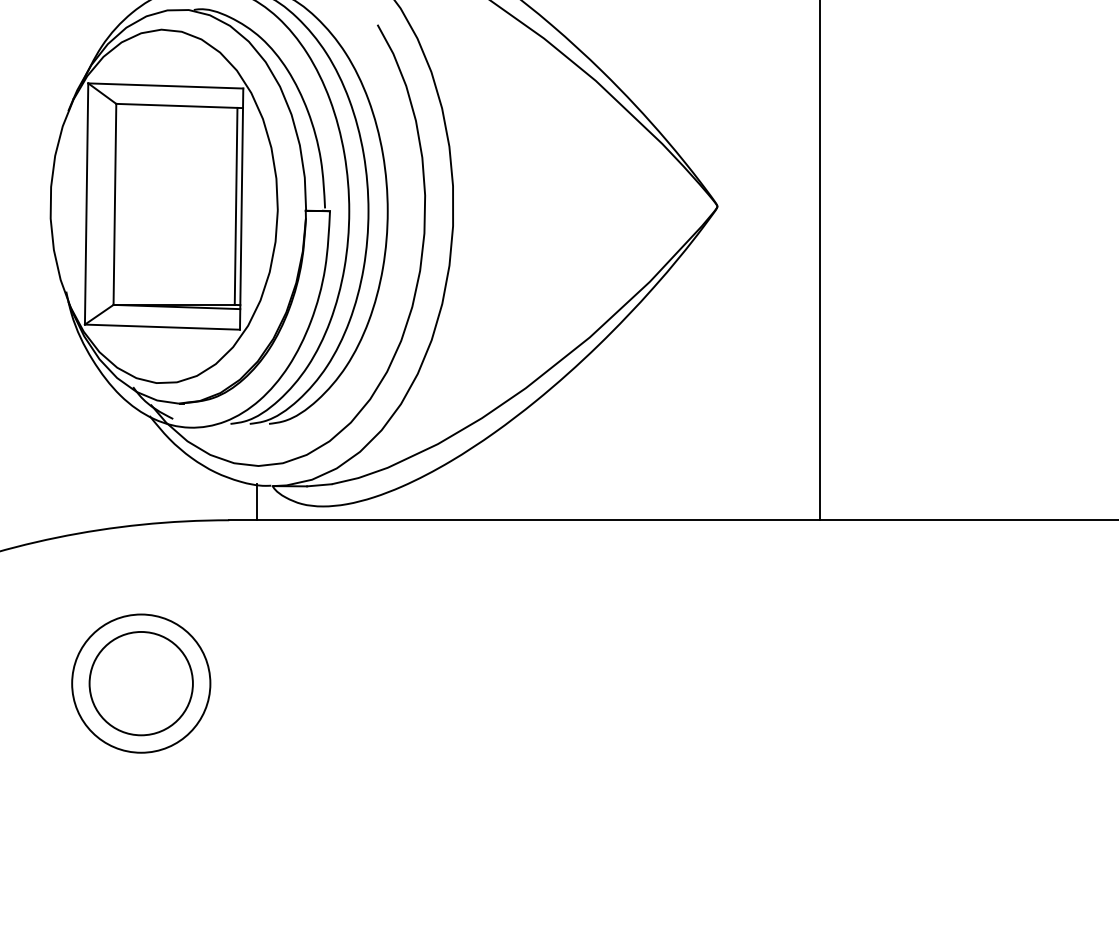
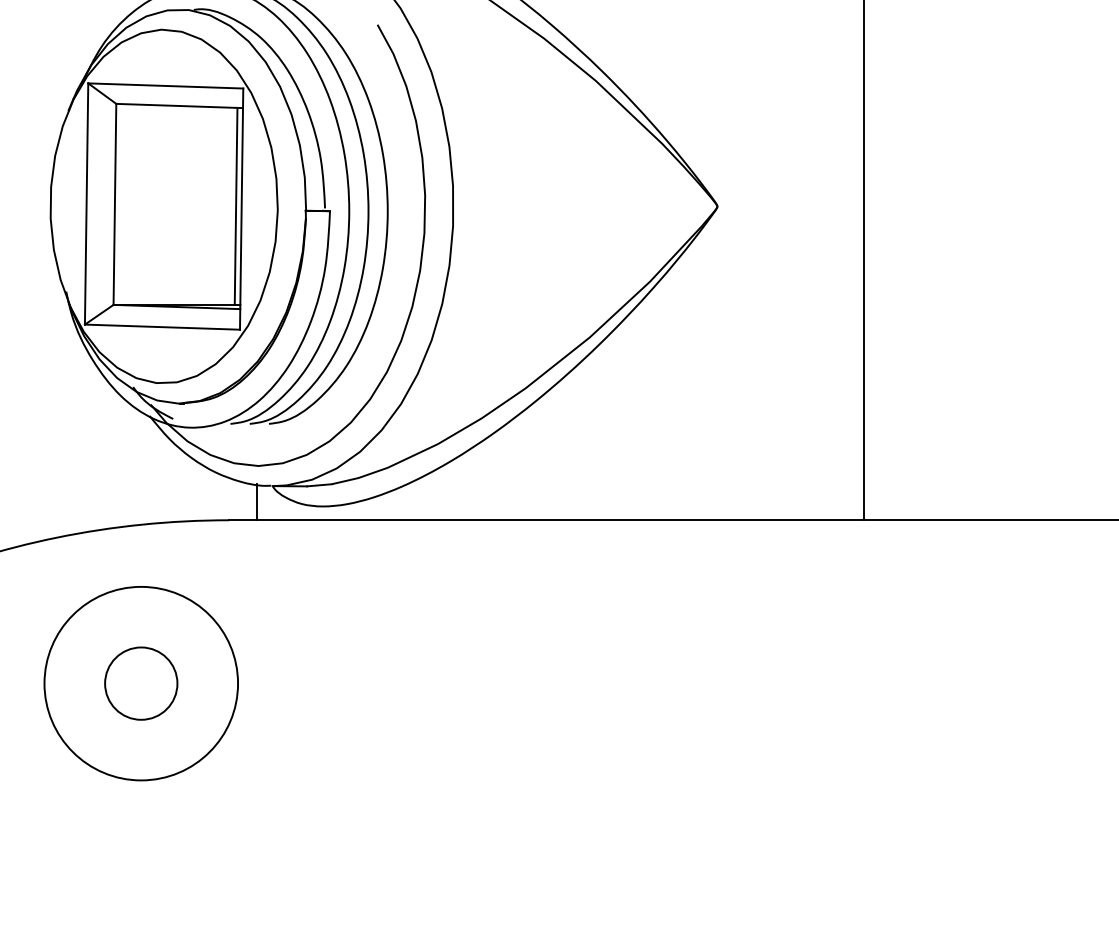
line position: (820, 261) -> (864, 261) (864, 261)
circle diameter: 103 px -> 72 px (141, 683)
circle diameter: 138 px -> 194 px (141, 683)
